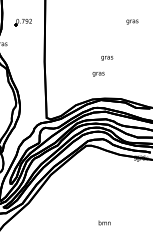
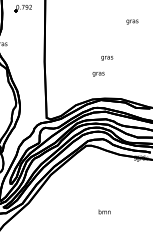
part position: (22, 22) -> (22, 8) (22, 8)
text position: (104, 222) -> (104, 211) (104, 211)
